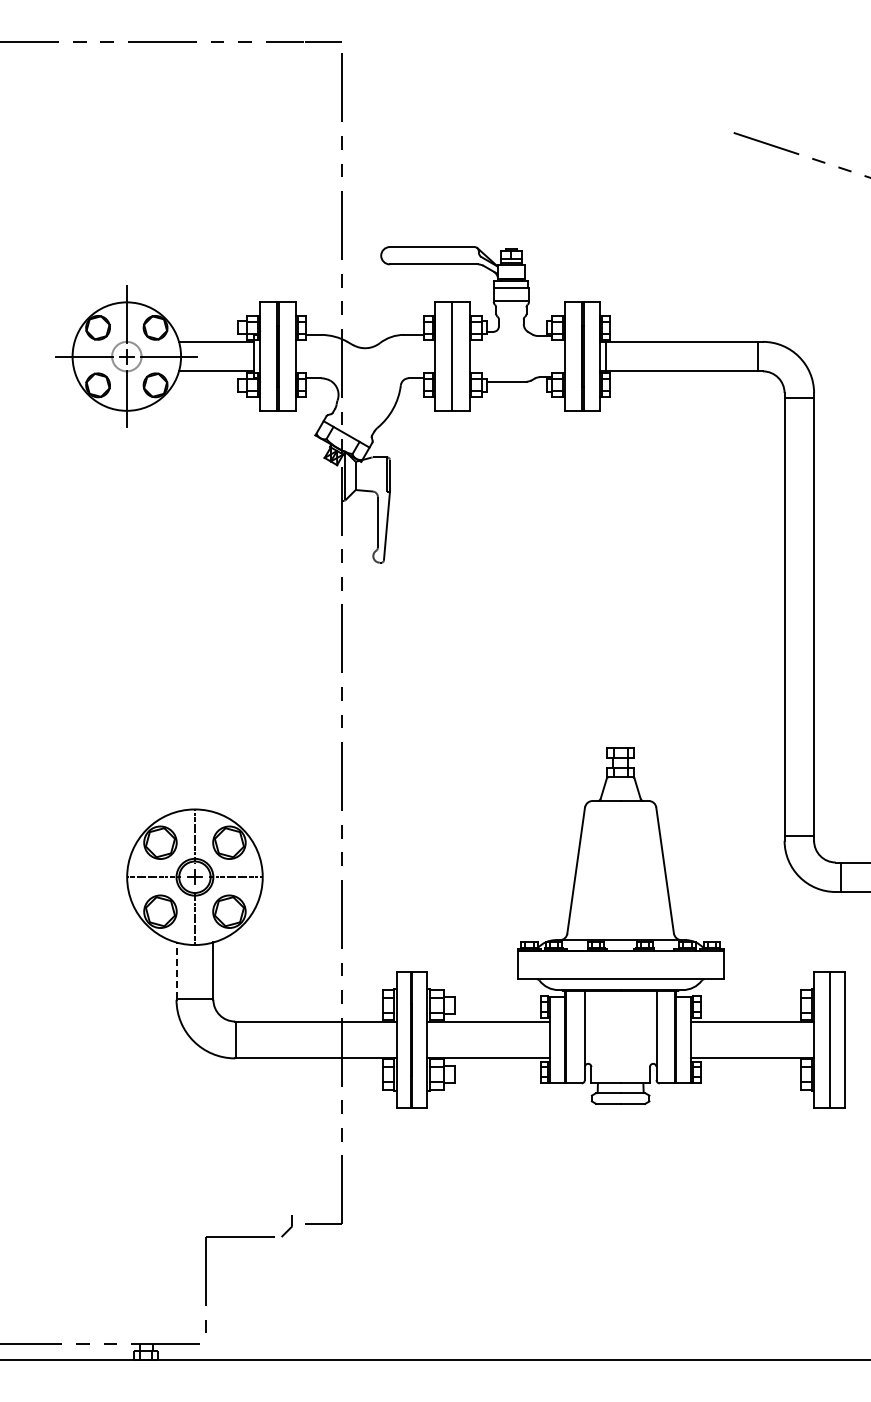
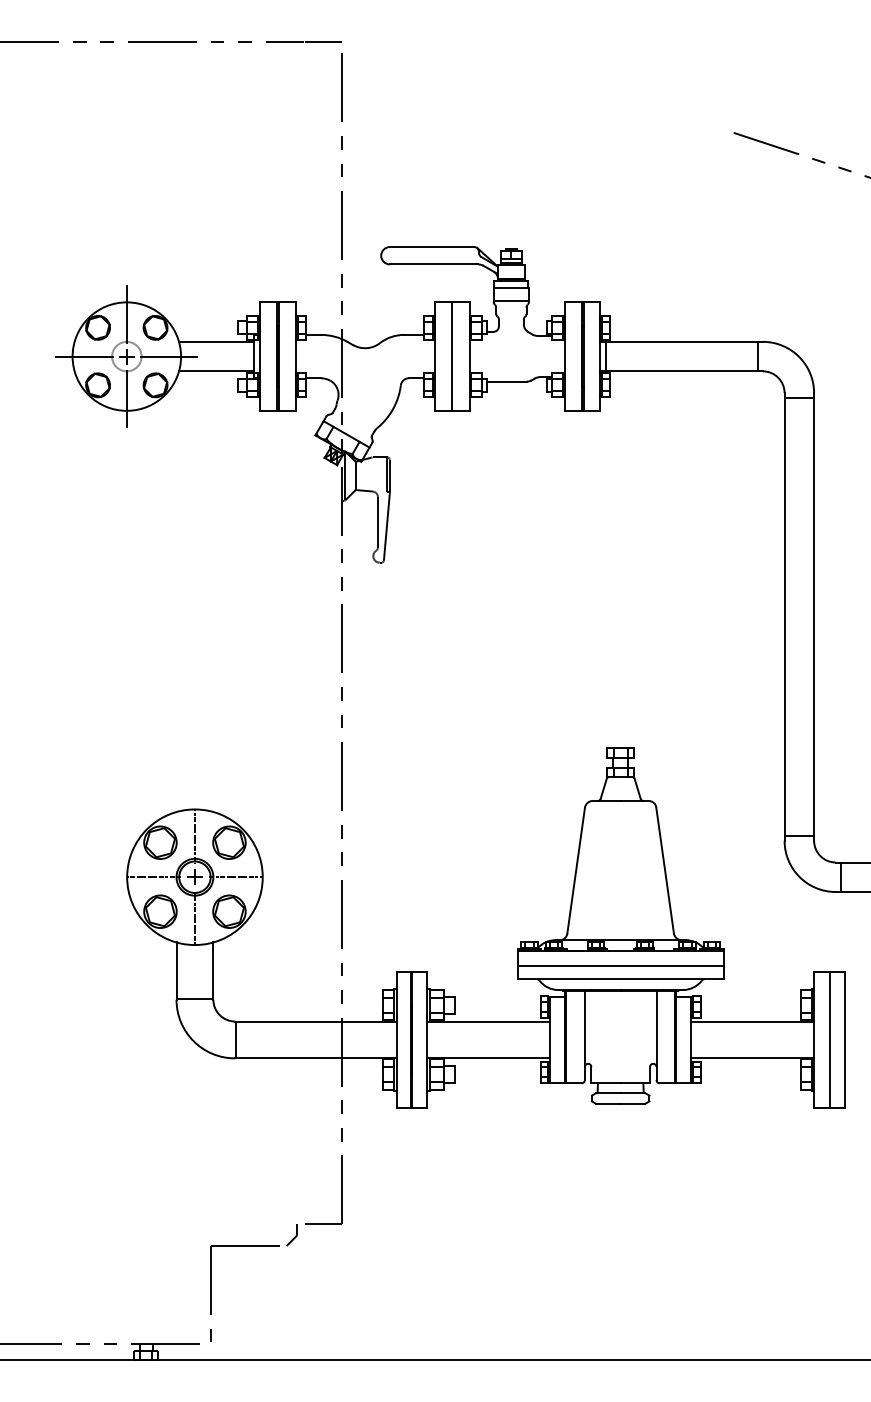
line: none -> present (620, 966)
line: dashed -> solid (176, 970)
part position: (248, 1237) -> (253, 1246) (253, 1246)
